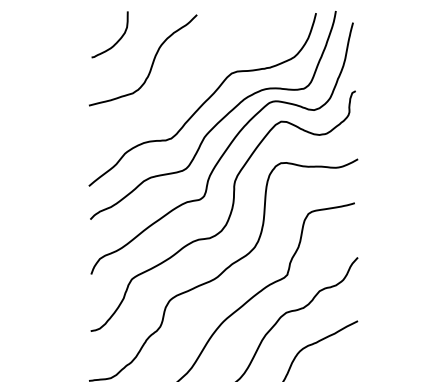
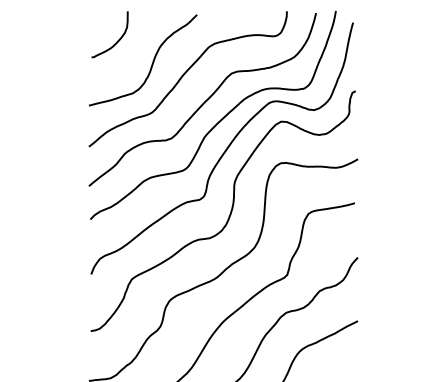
curve: none -> present (184, 75)
